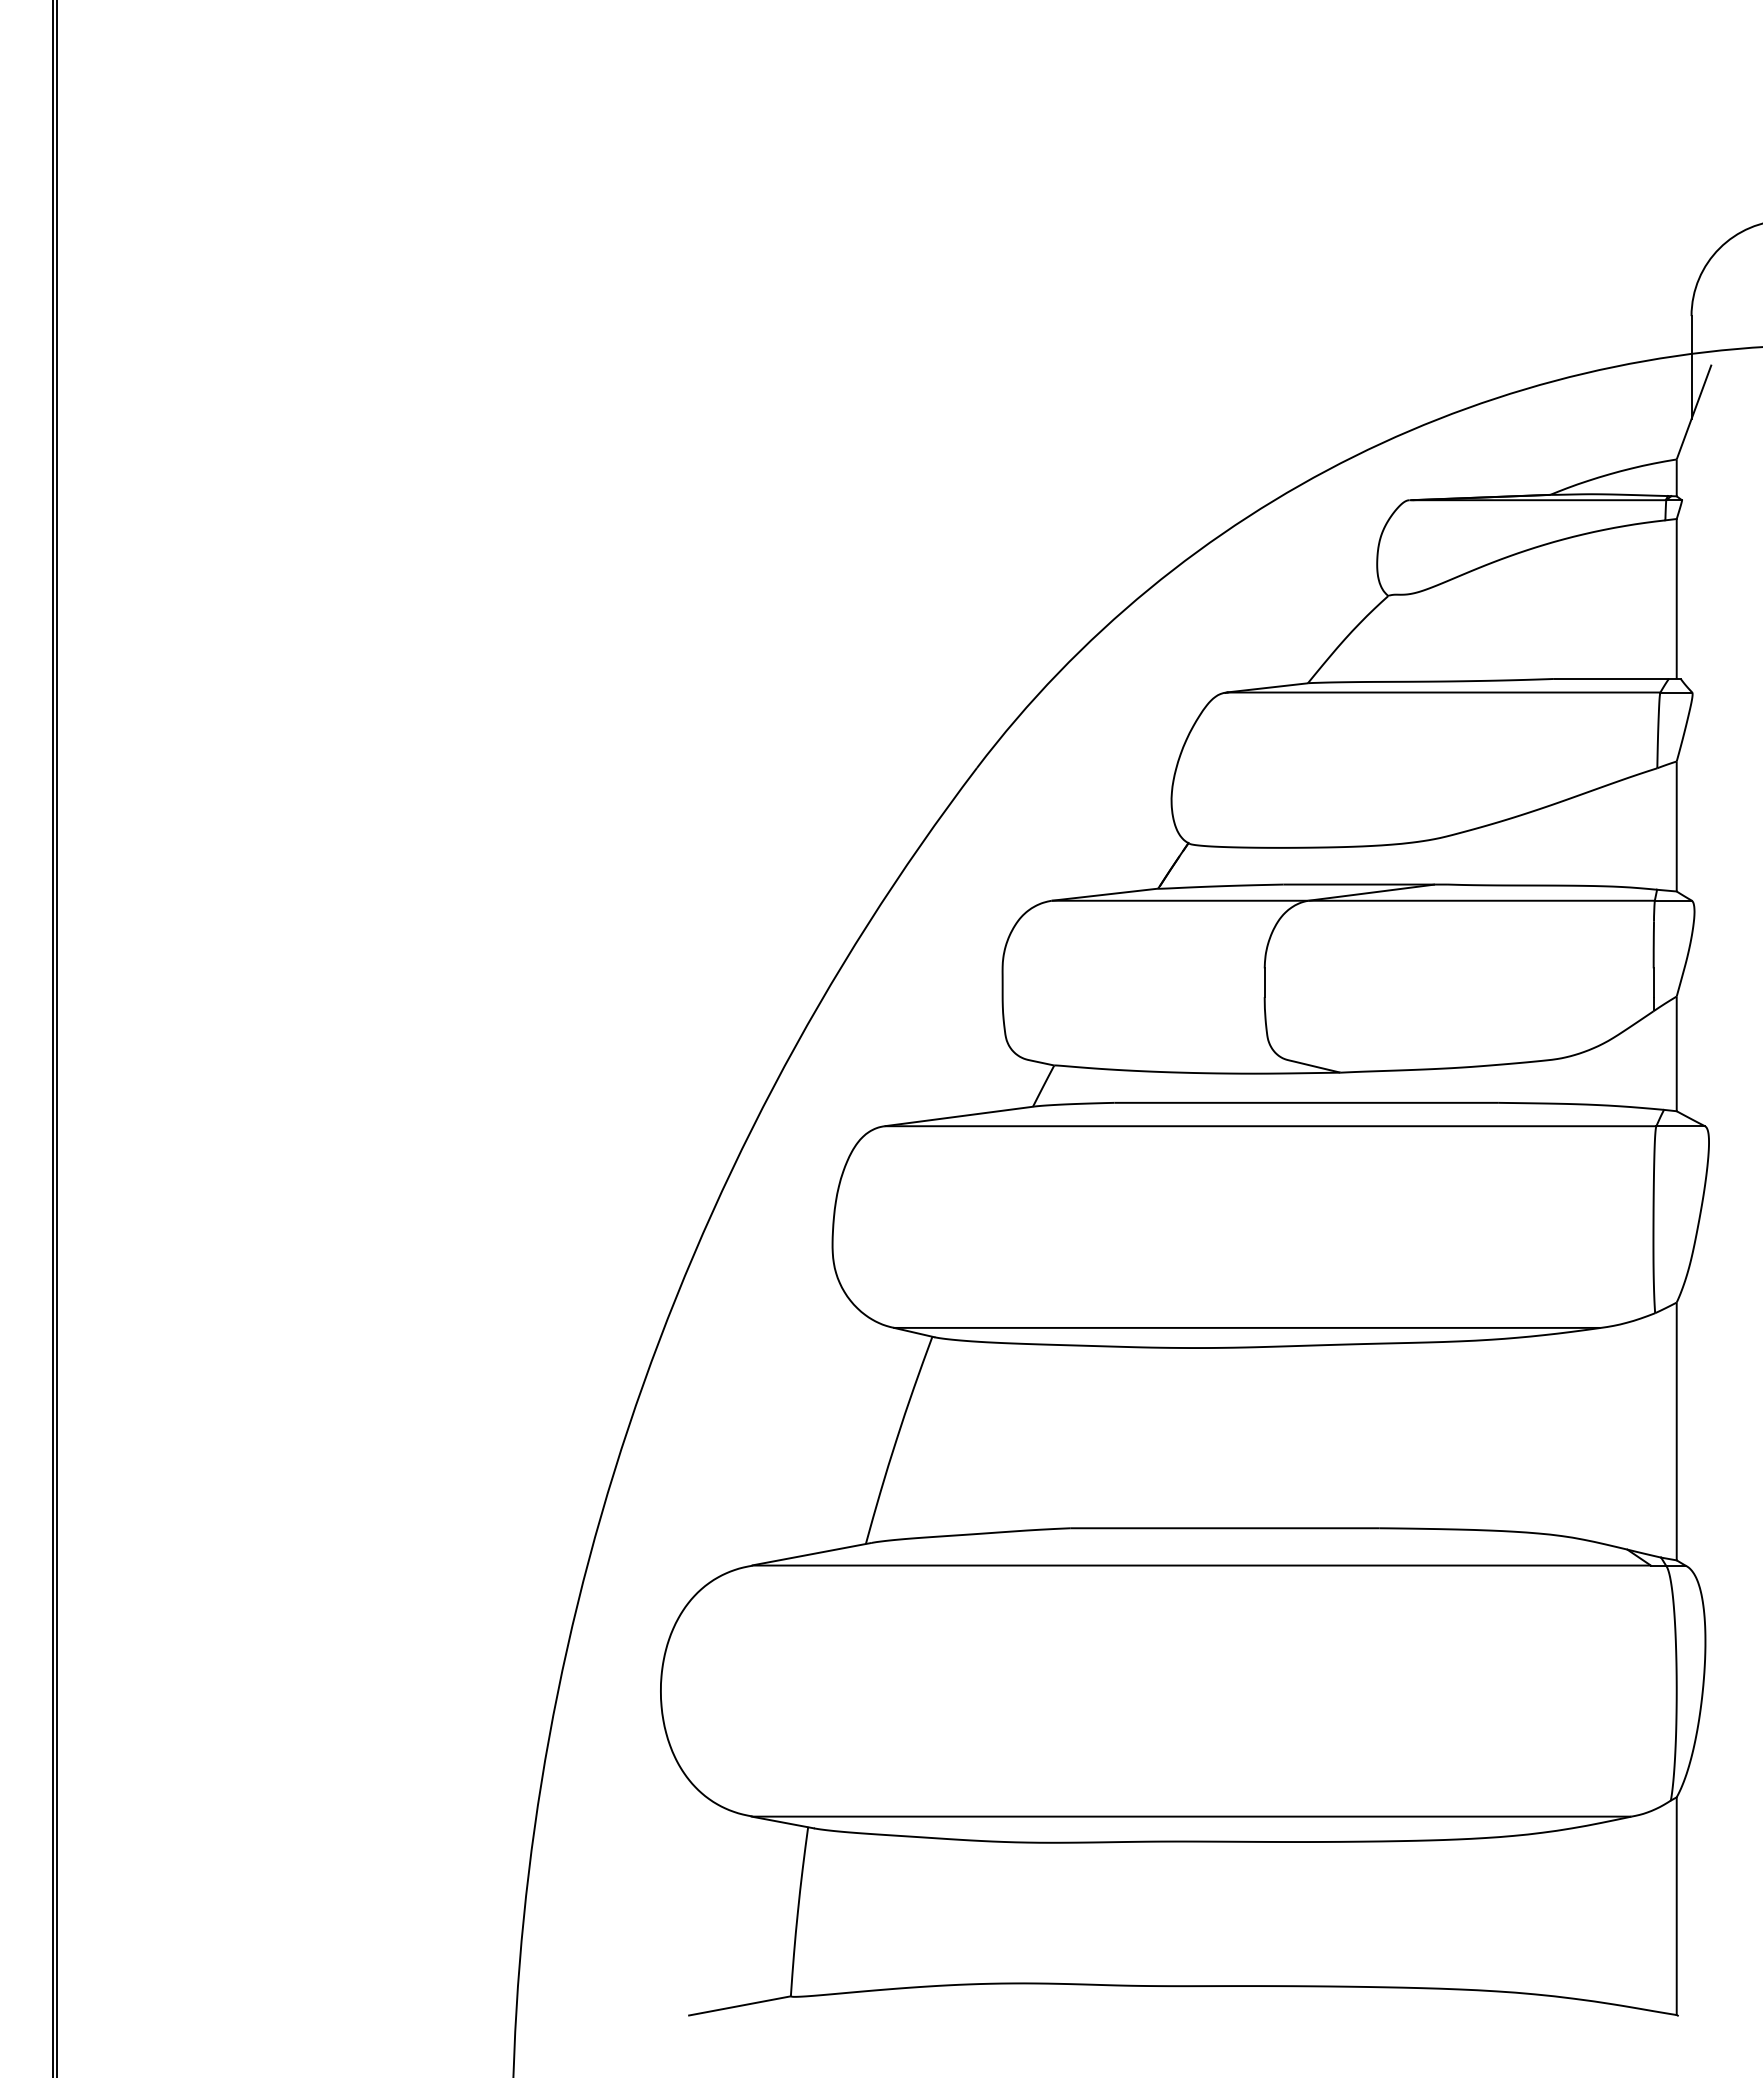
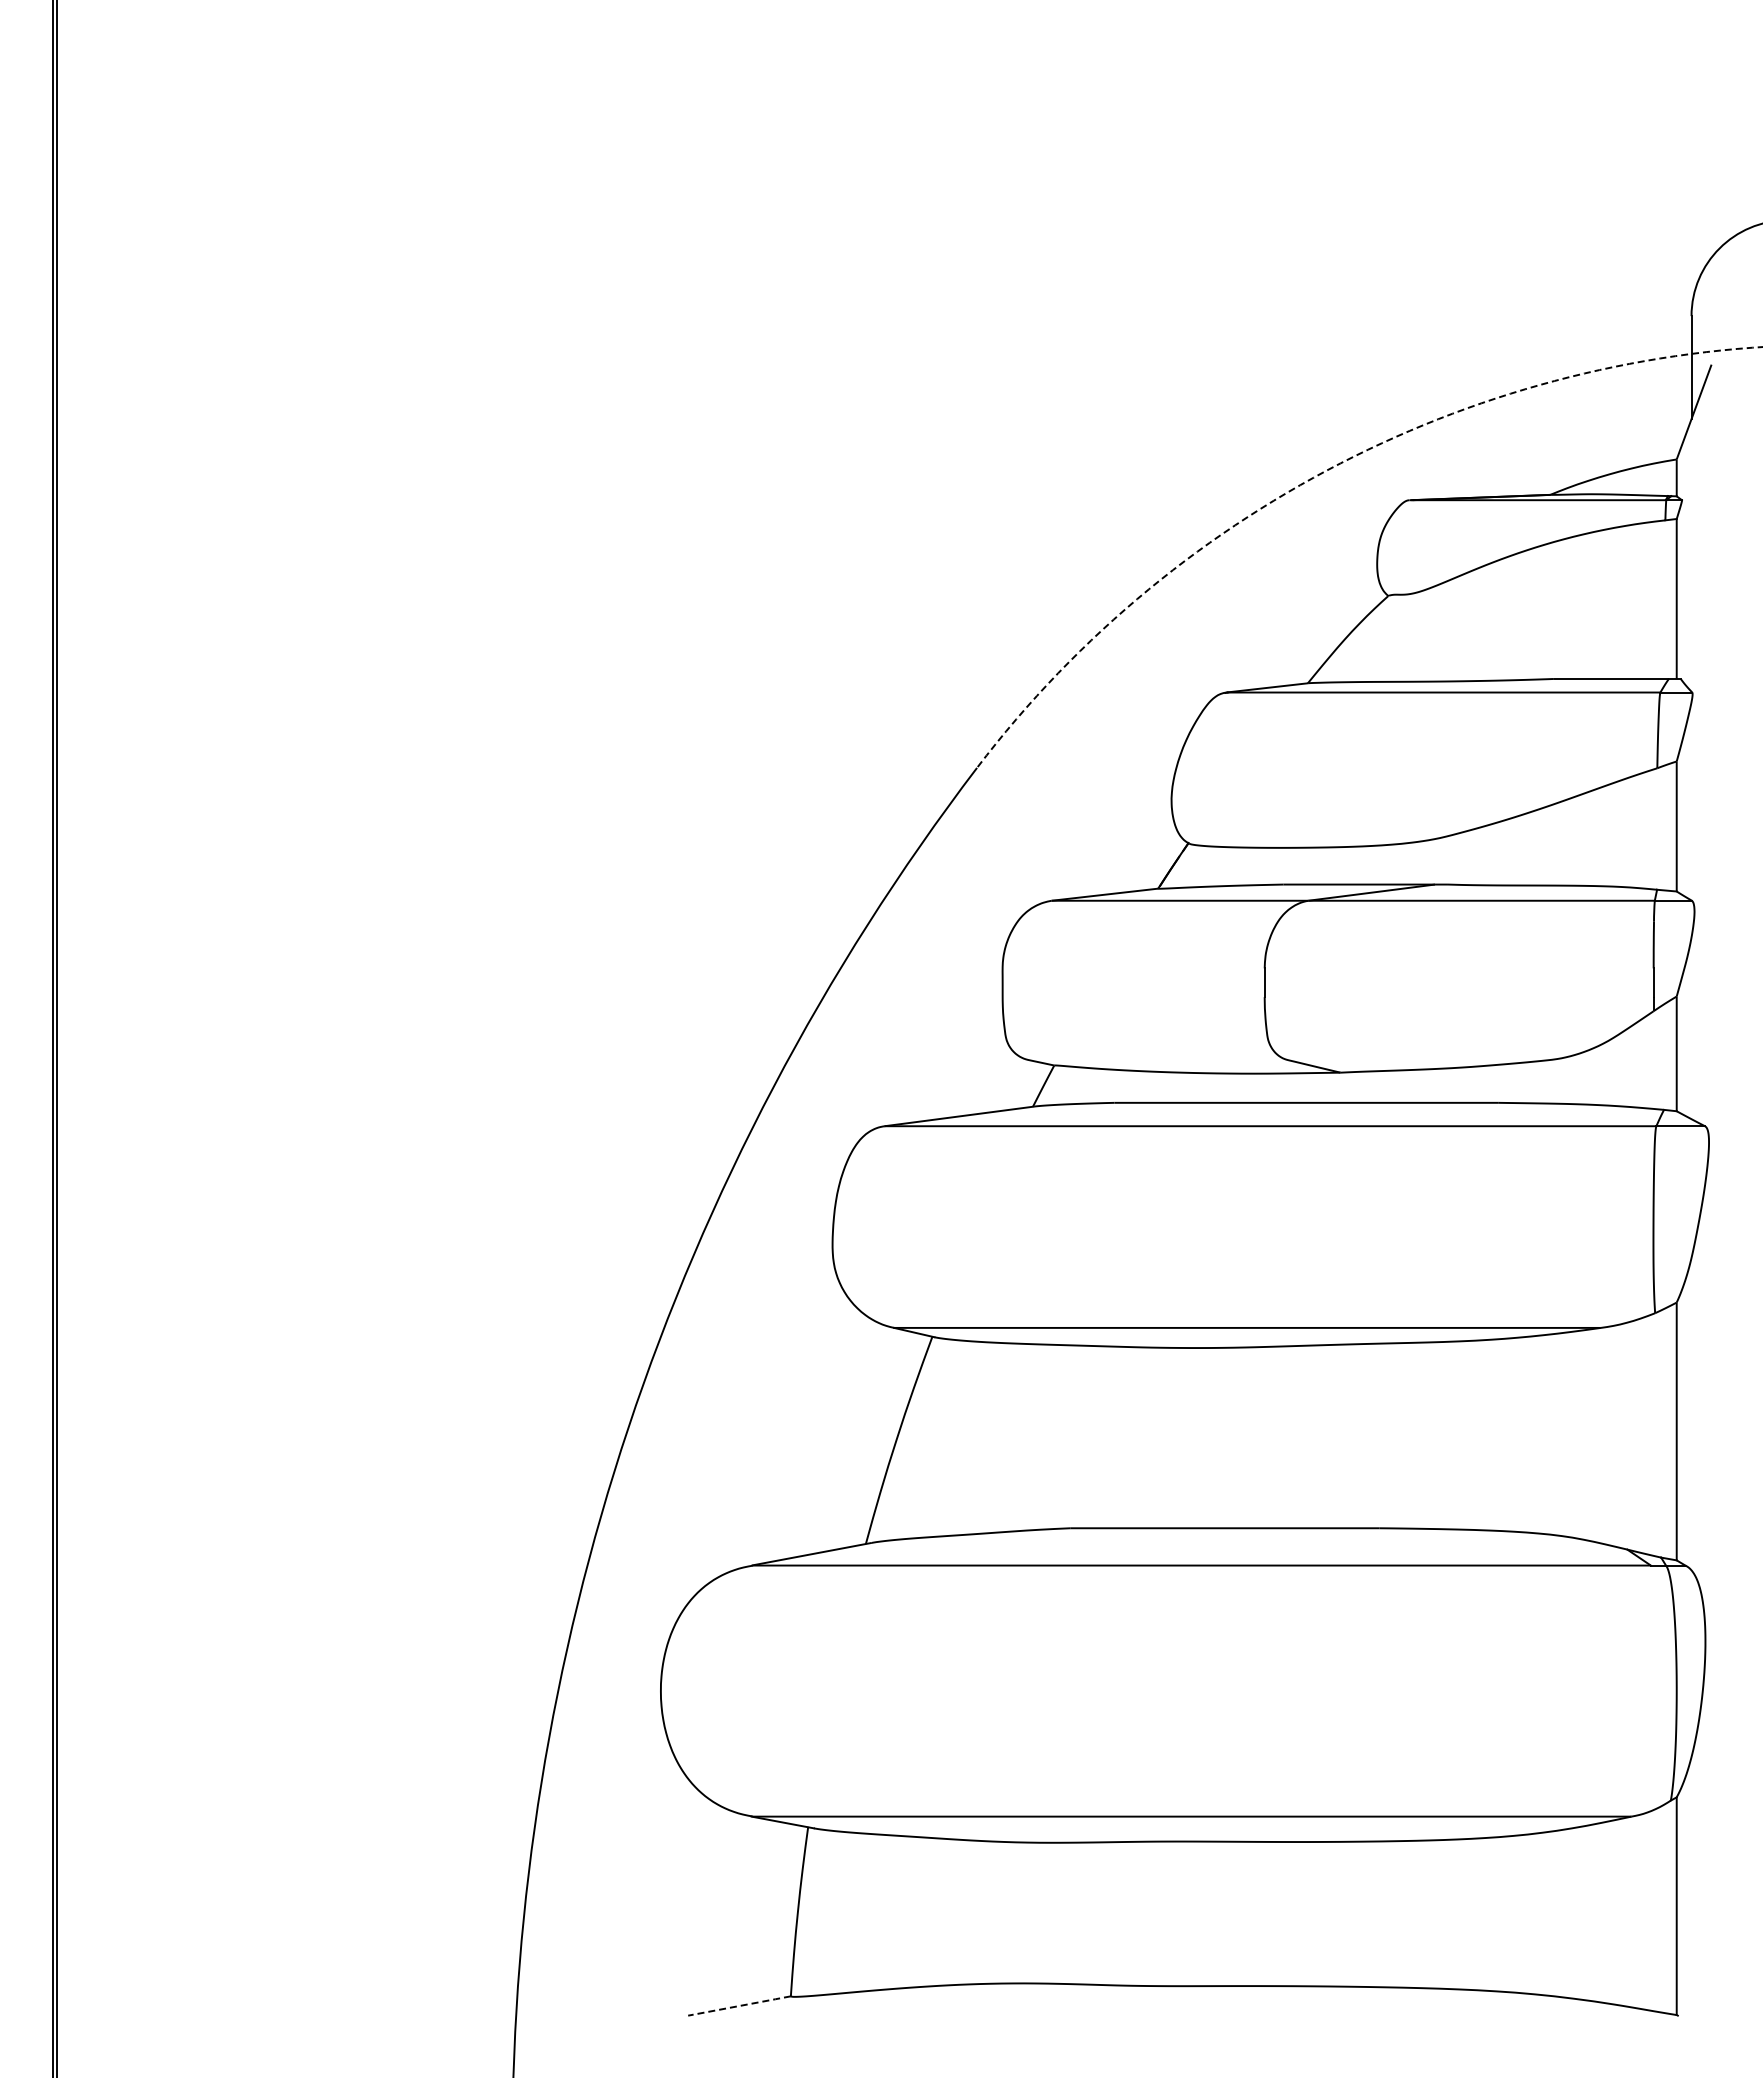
arc: solid -> dashed (1323, 472)
line: solid -> dashed (740, 2005)
